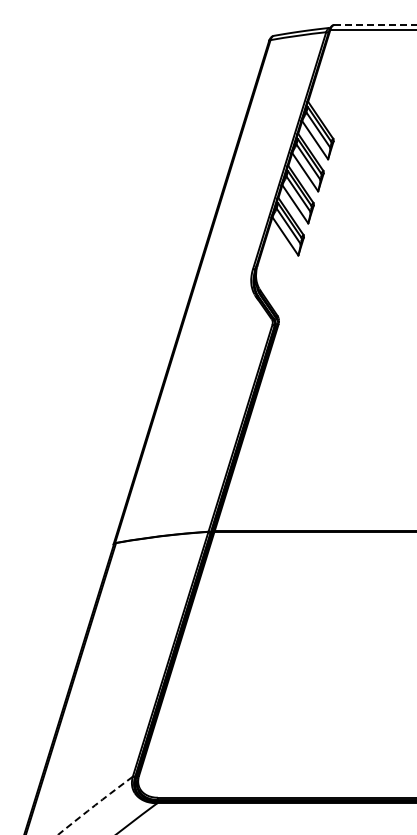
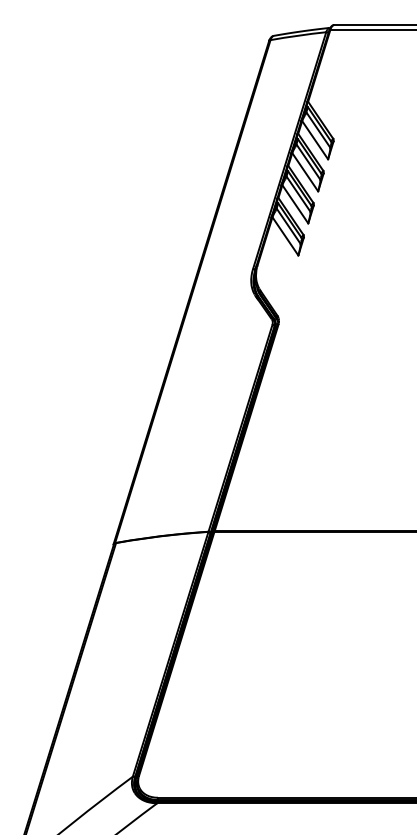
line: dashed -> solid (375, 25)
arc: dashed -> solid (94, 805)
